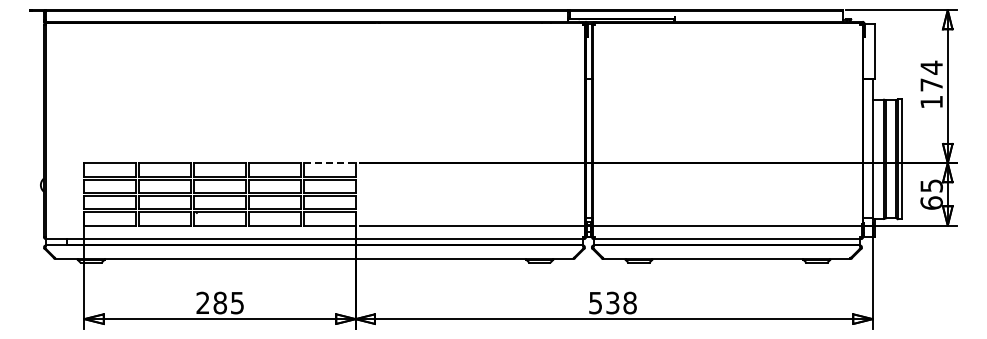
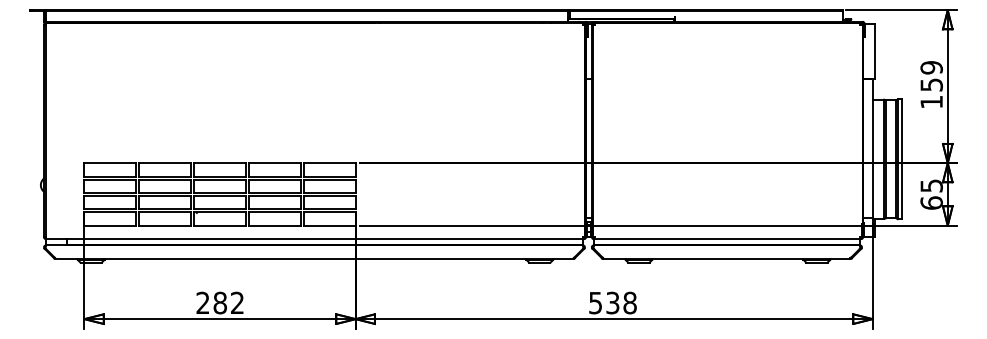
text: 174 -> 159 (931, 75)
line: dashed -> solid (329, 163)
text: 285 -> 282 (237, 302)
